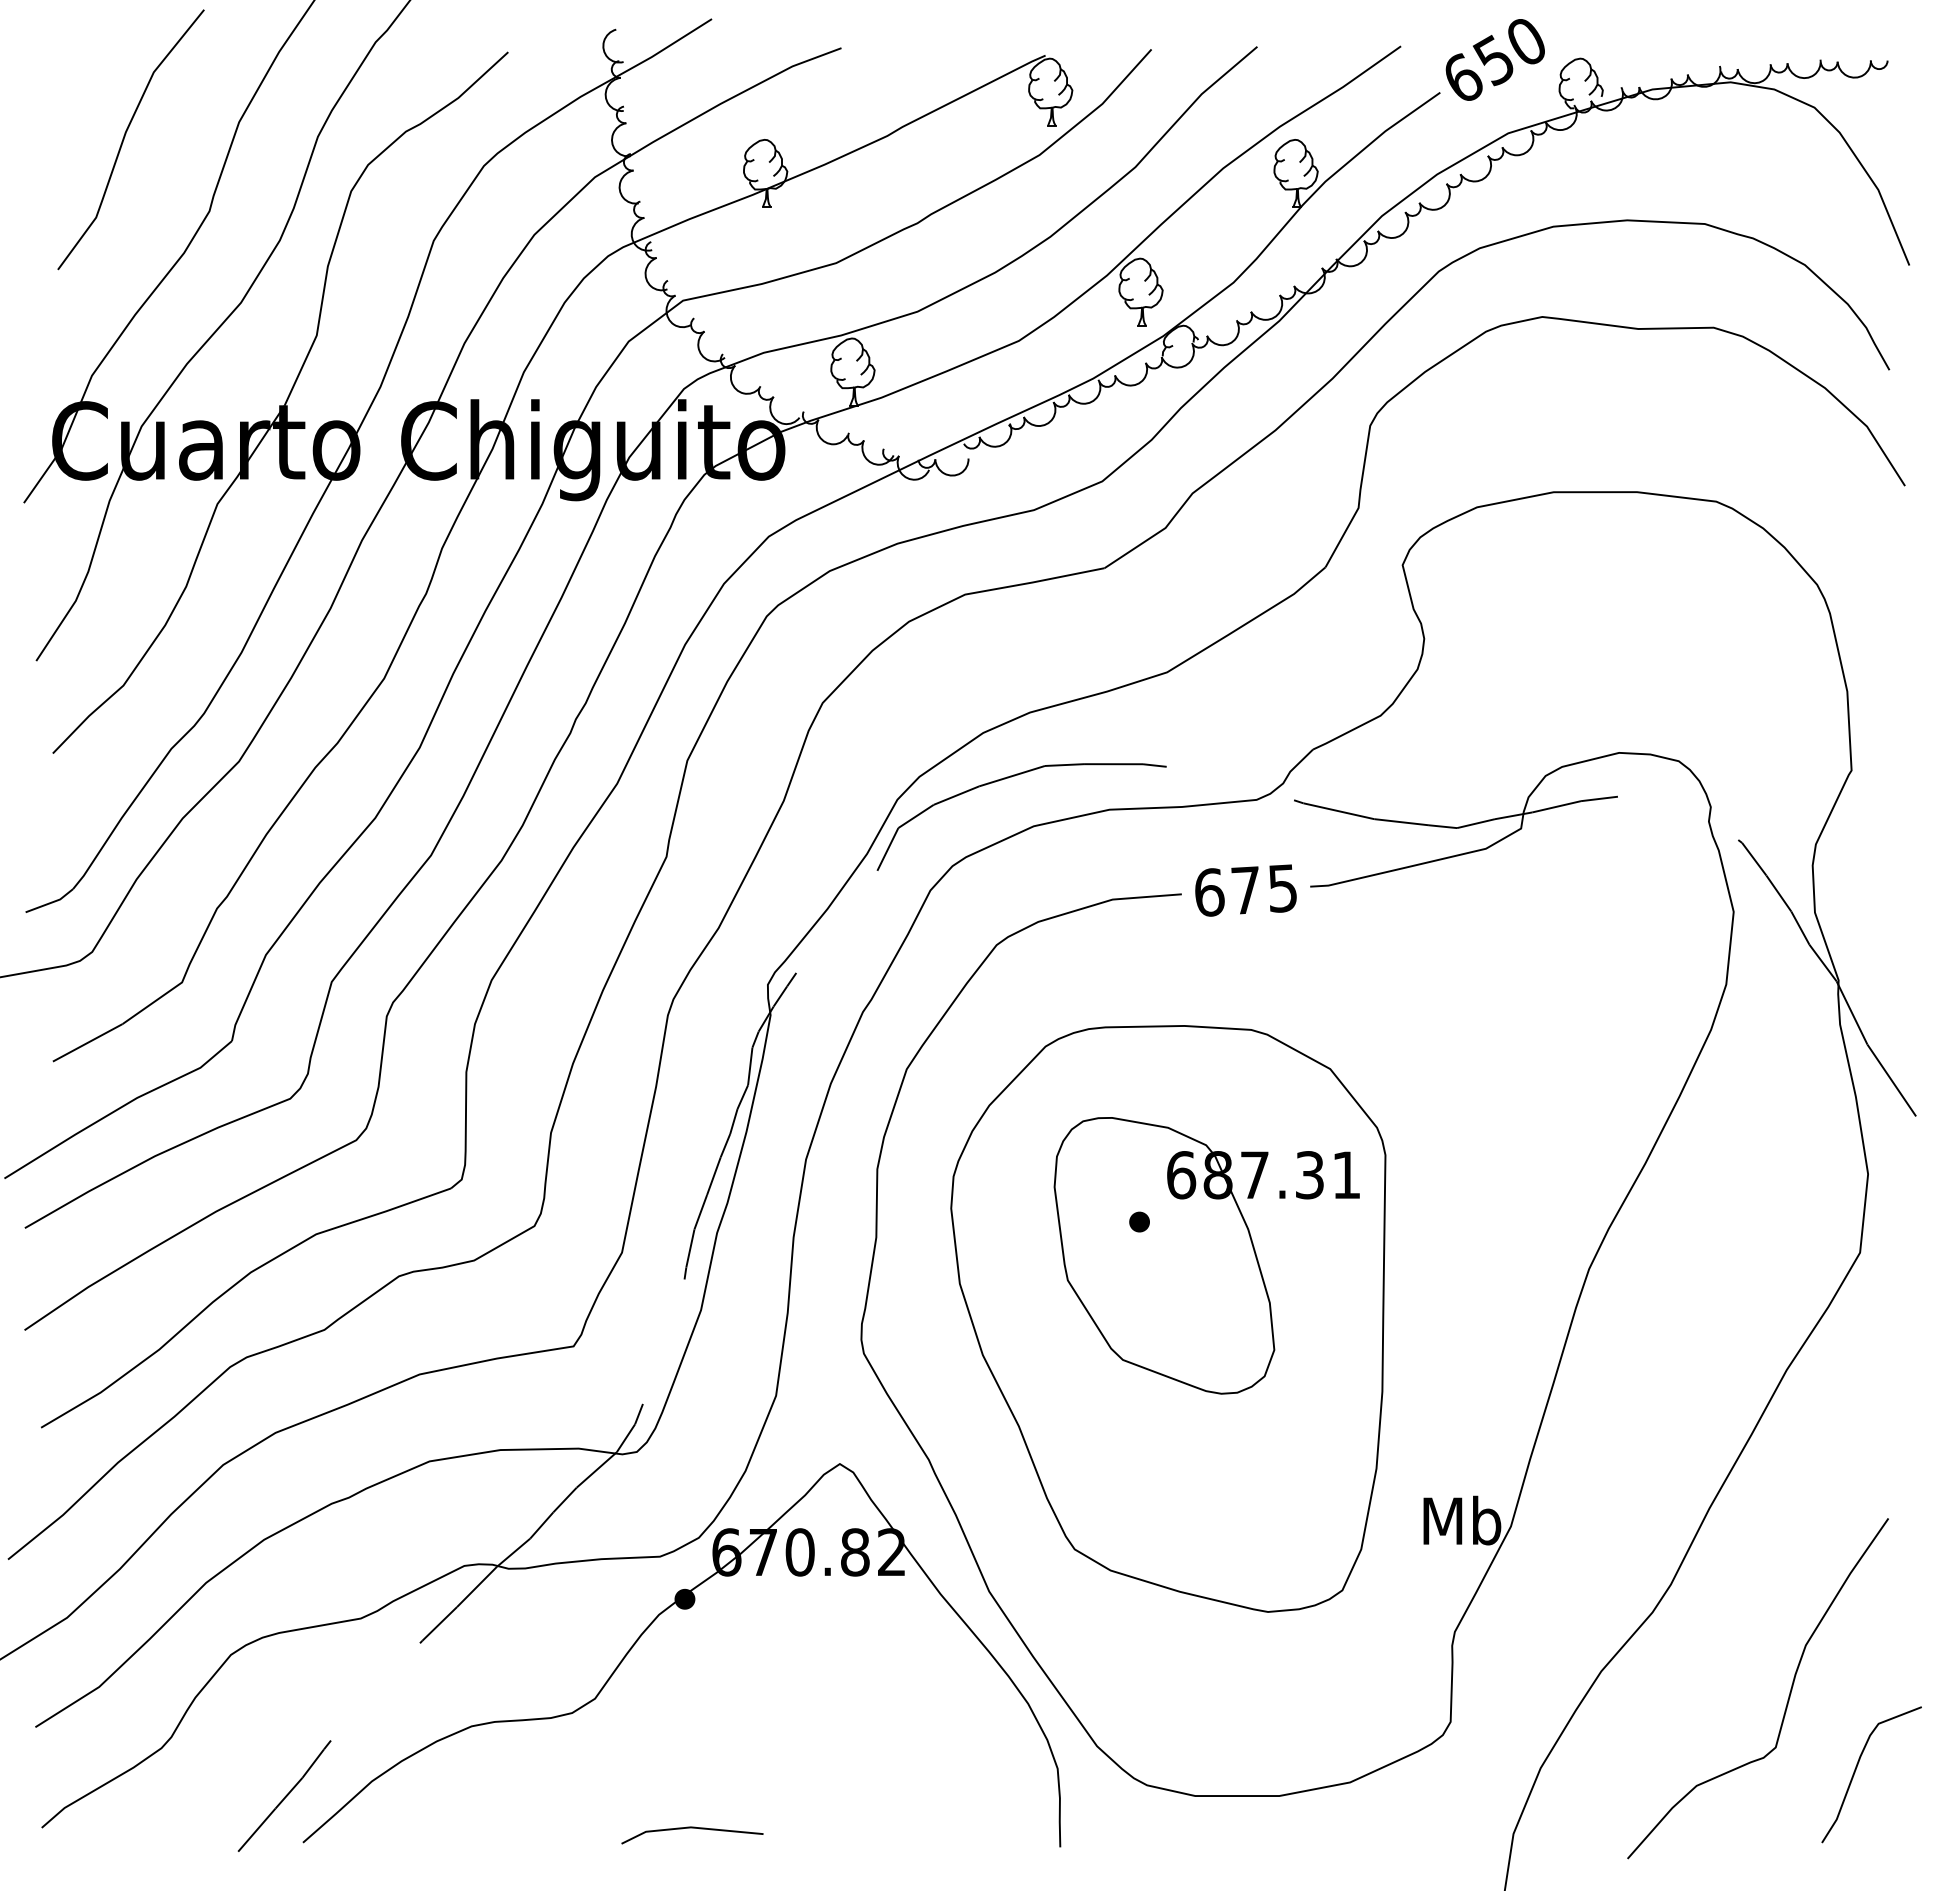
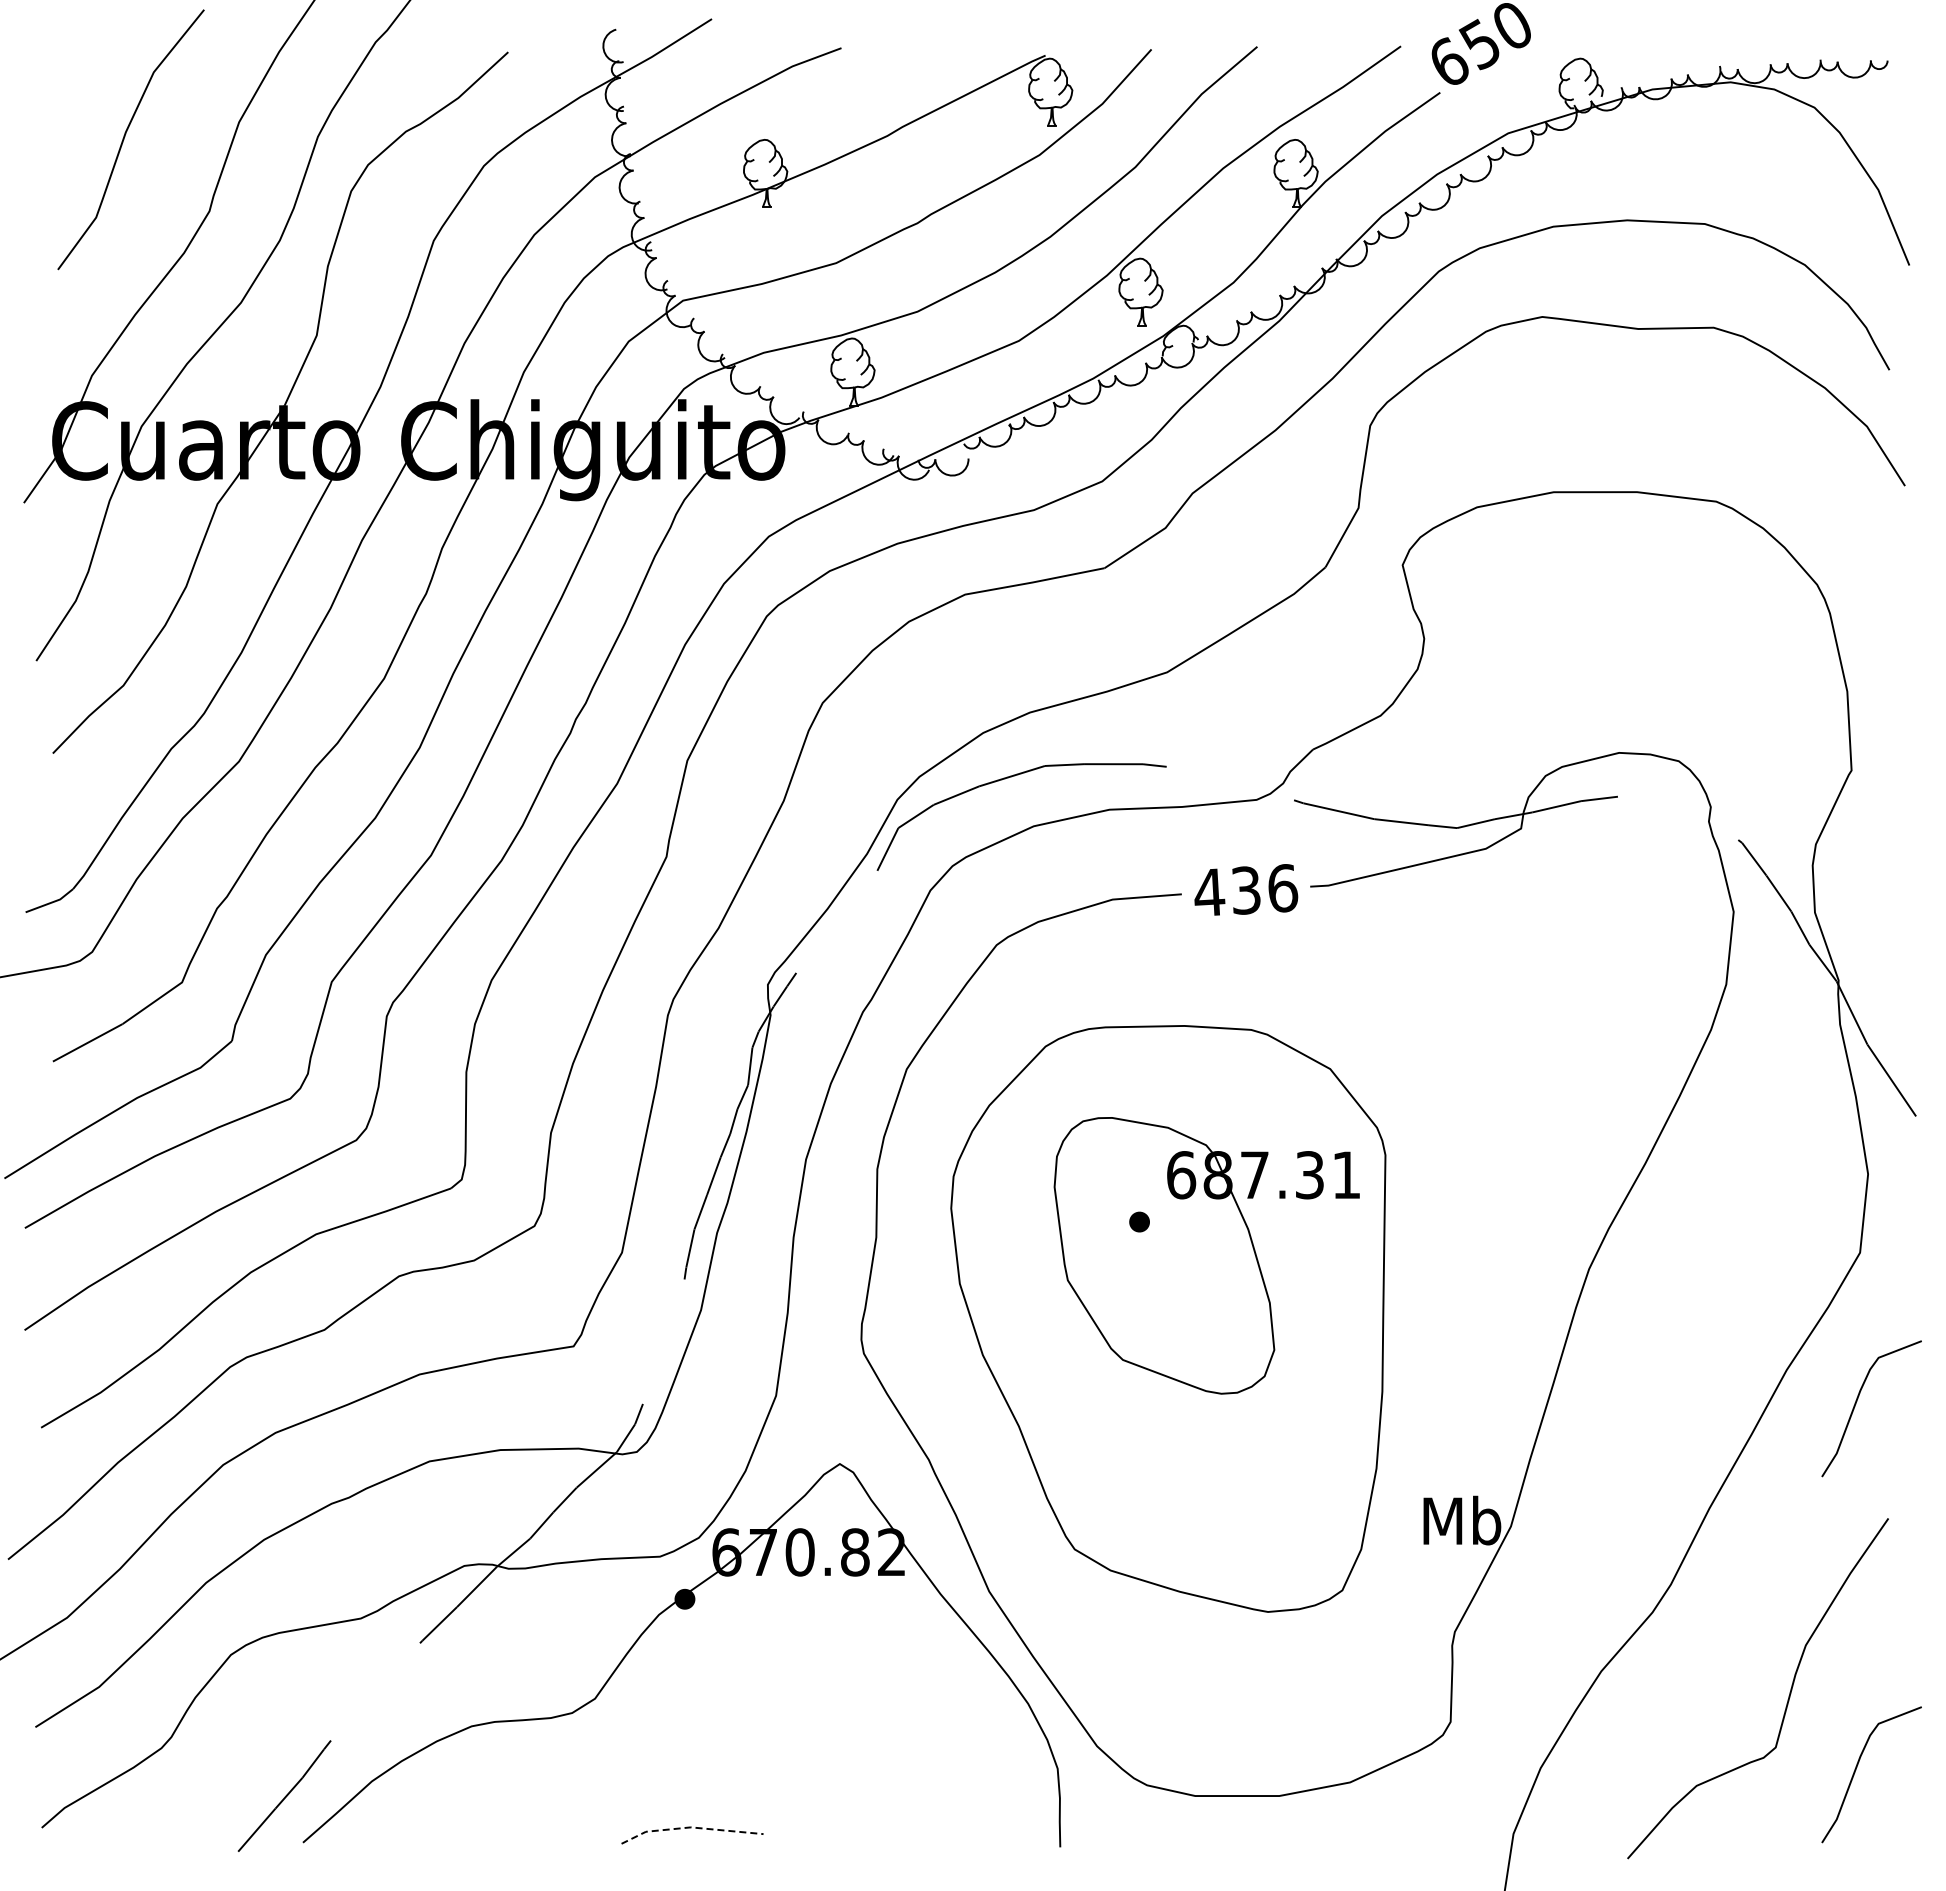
text position: (1494, 59) -> (1480, 43) (1480, 43)
text: 675 -> 436 (1246, 890)
curve: none -> present (1856, 1404)
line: solid -> dashed (690, 1827)
